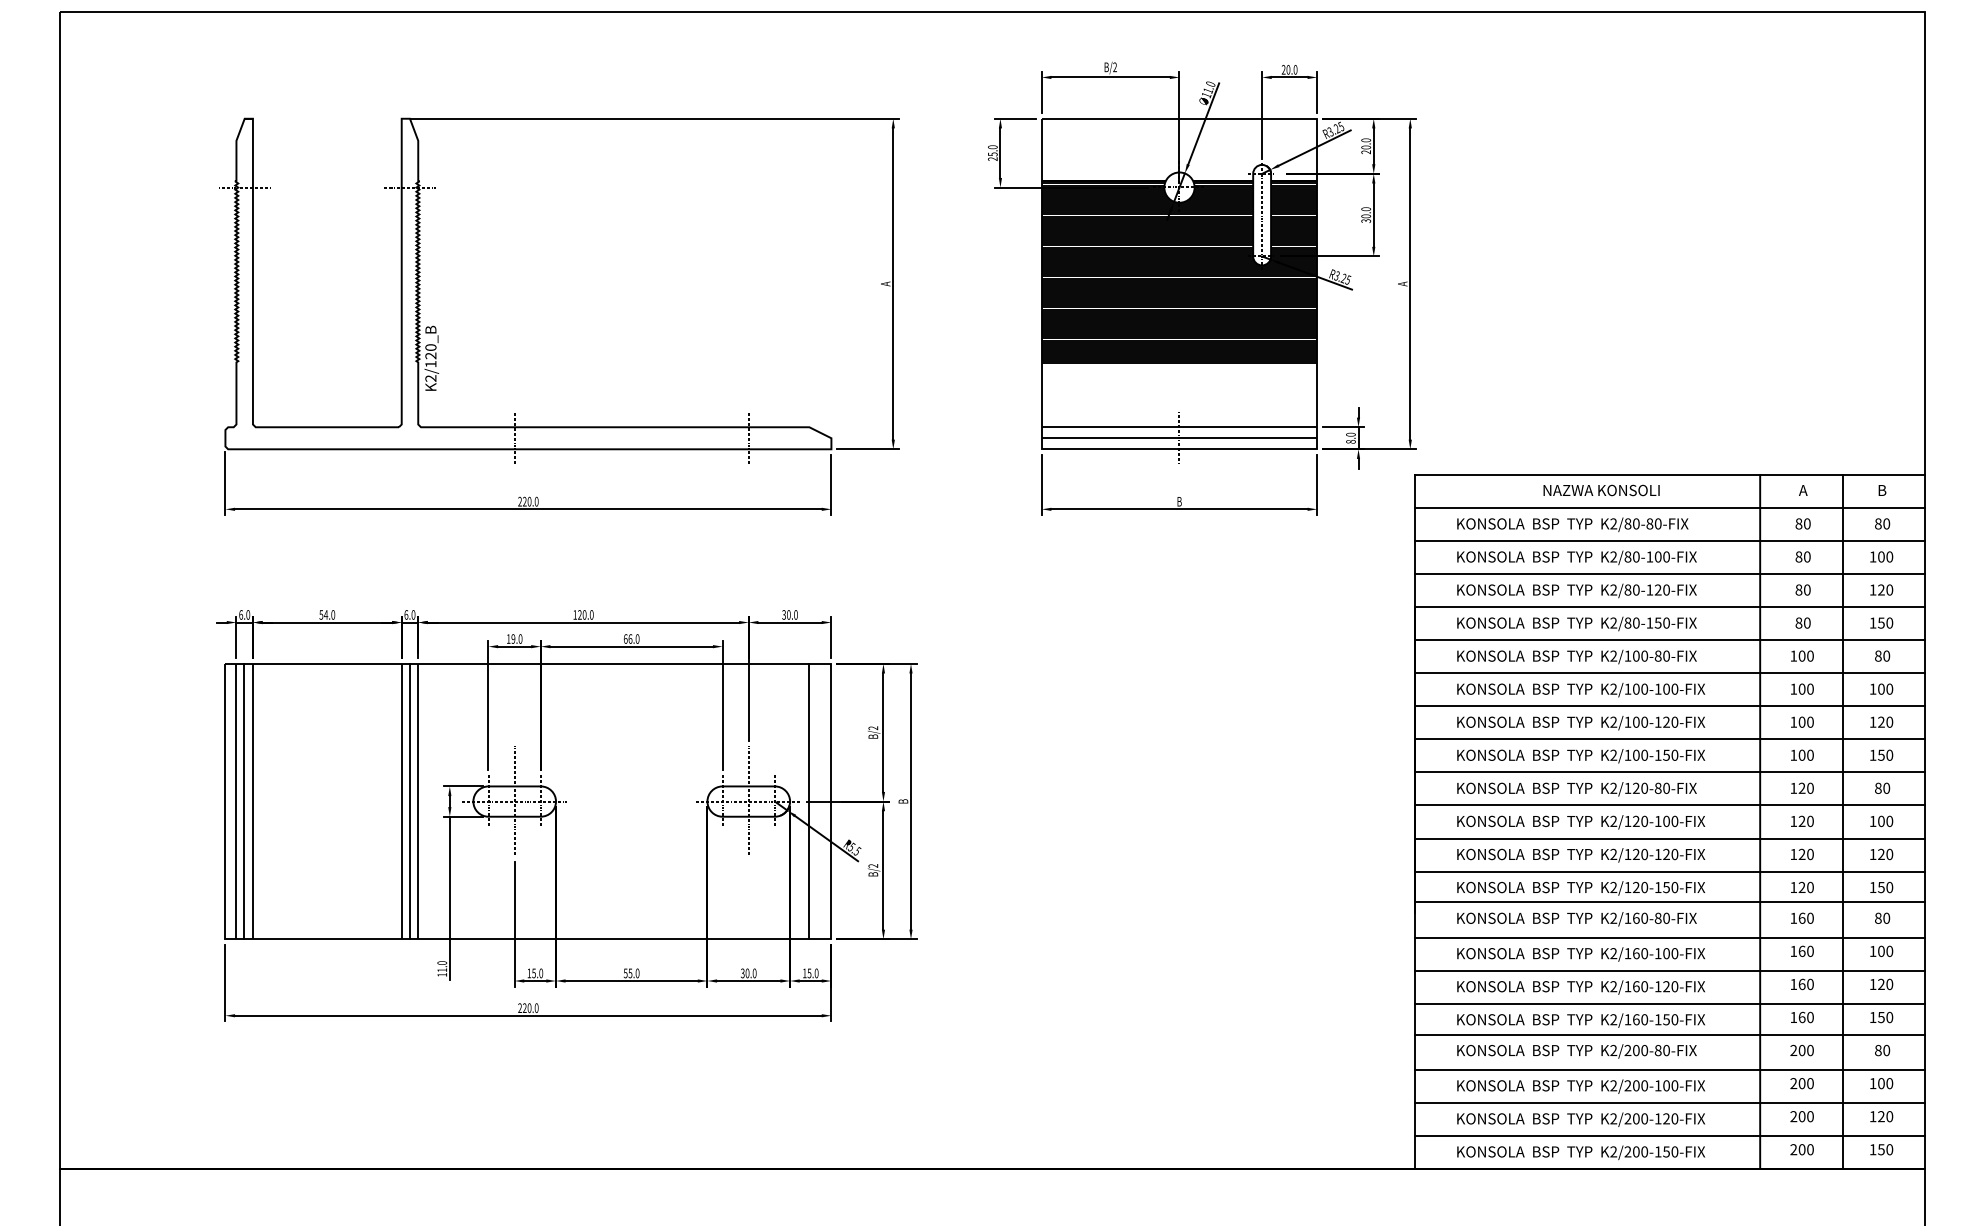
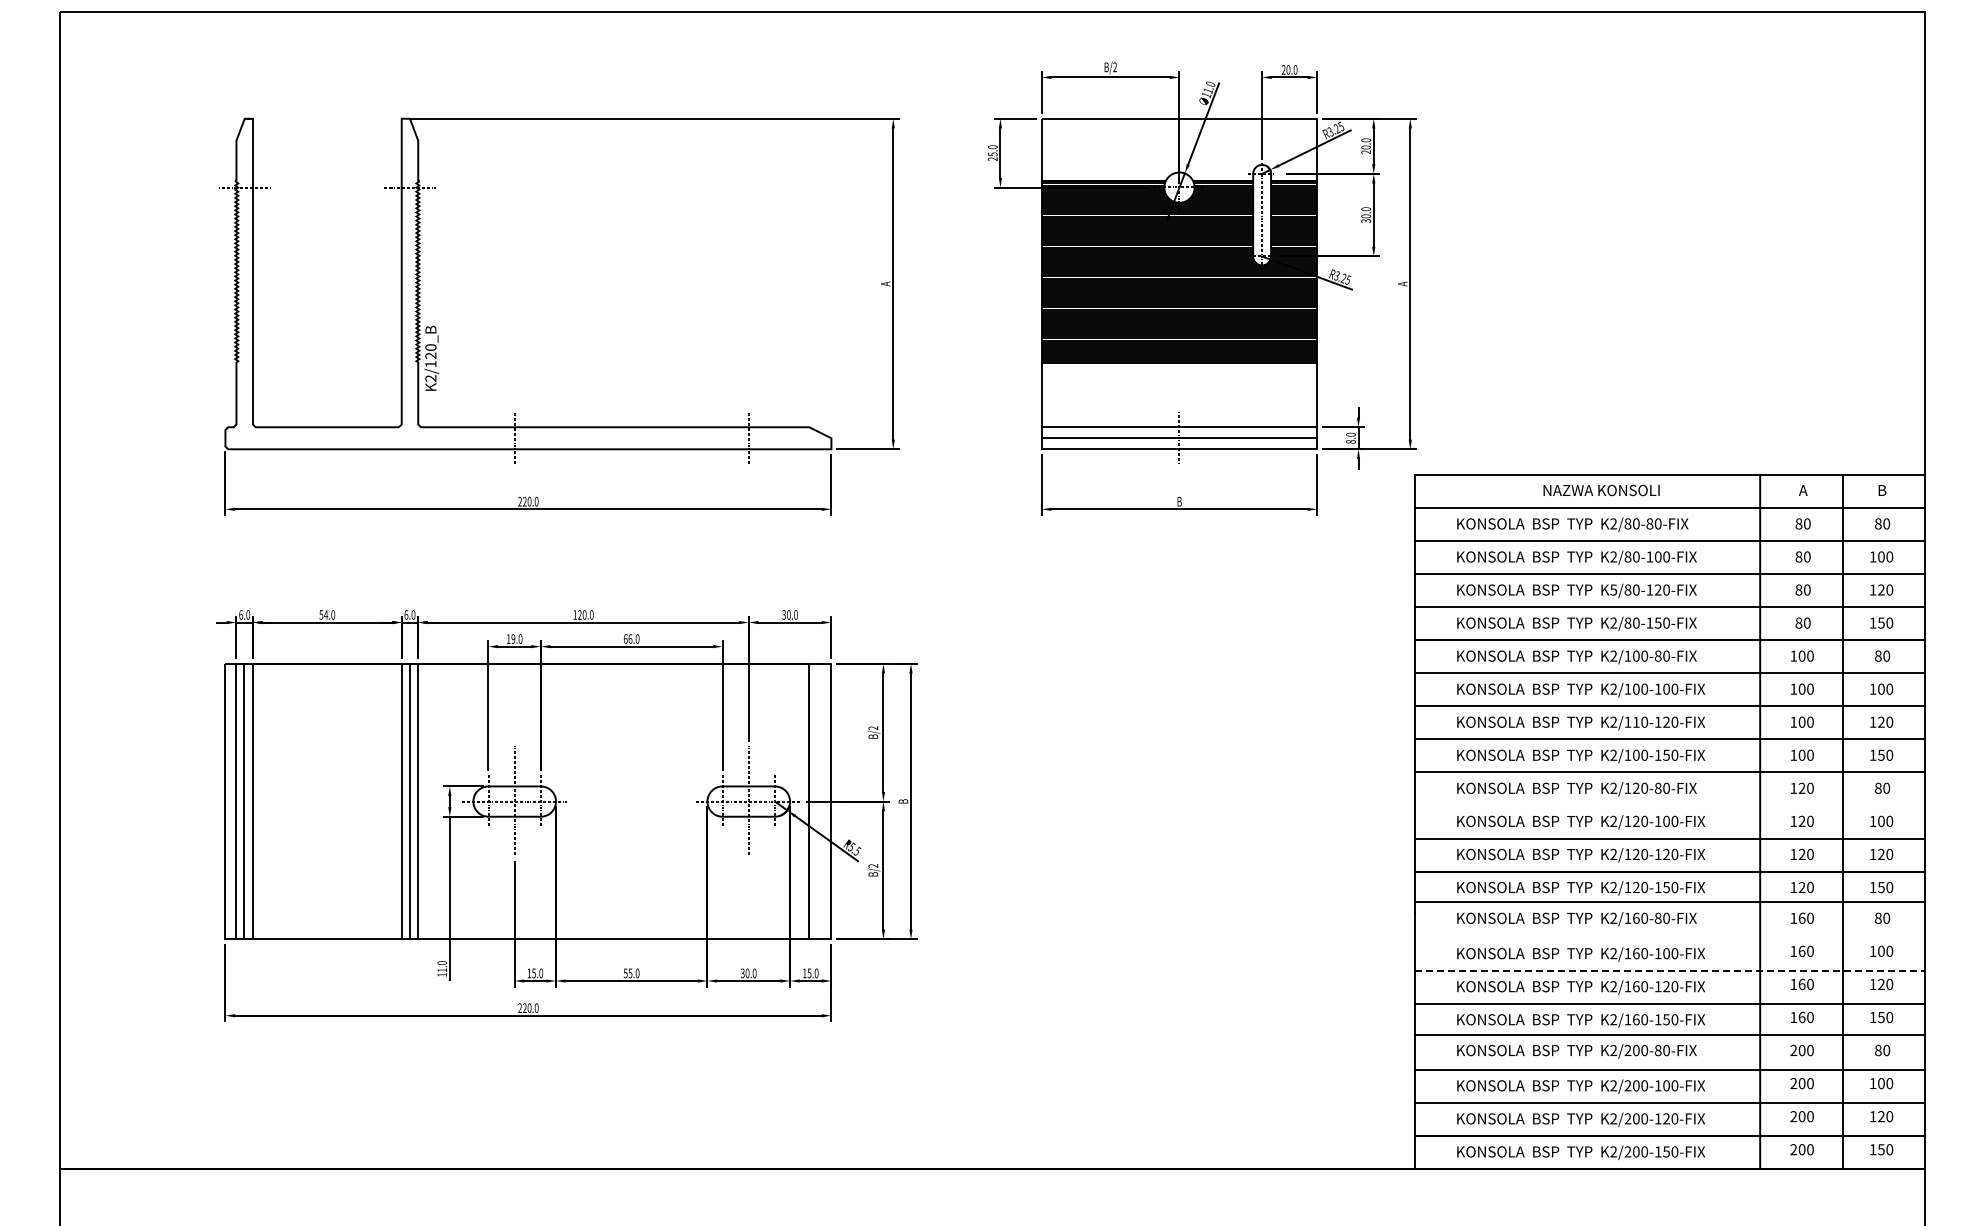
text: K2/80-120-FIX -> K5/80-120-FIX (1613, 589)
text: K2/100-120-FIX -> K2/110-120-FIX (1636, 721)
line: present -> none (1669, 805)
line: present -> none (1669, 937)
line: solid -> dashed (1670, 970)
